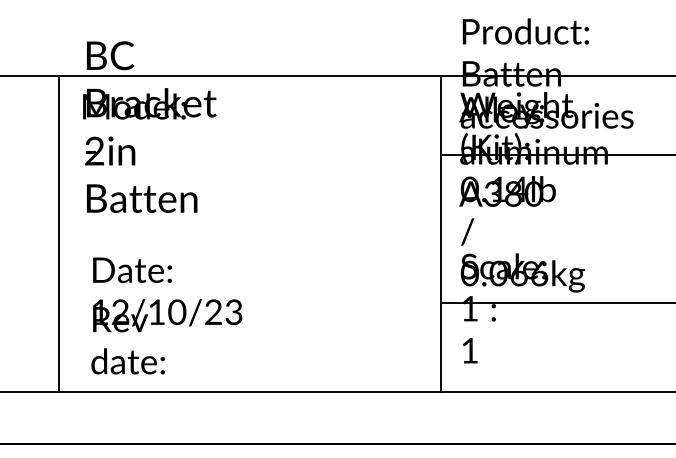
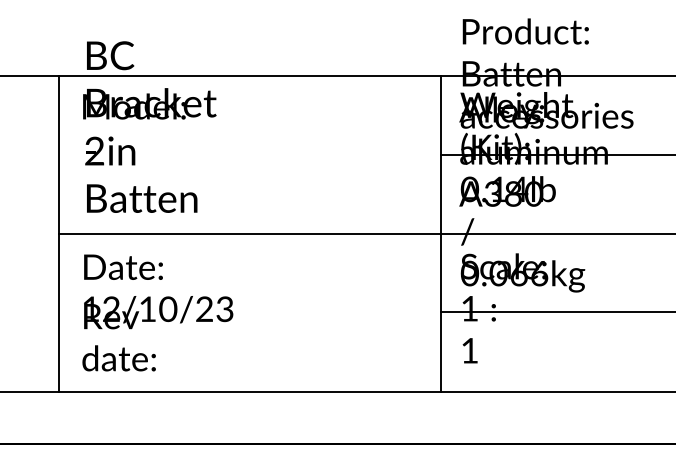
line: none -> present (365, 233)
line position: (556, 303) -> (556, 312) (556, 312)
text position: (166, 315) -> (157, 312) (157, 312)
